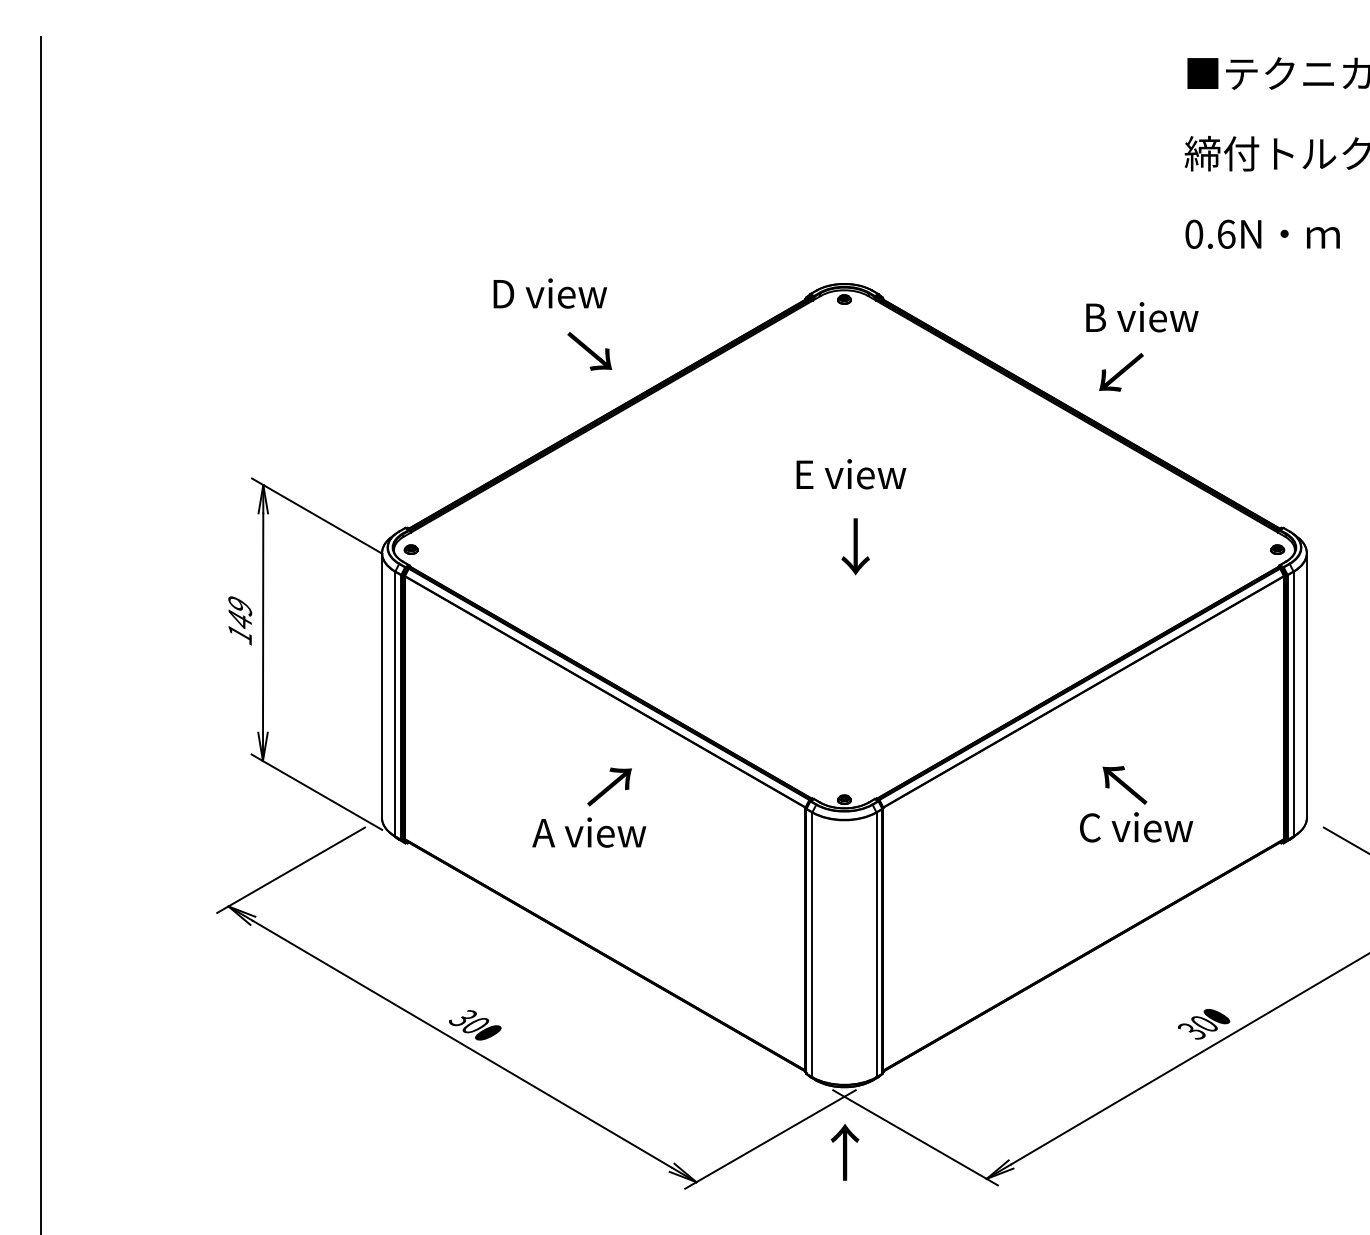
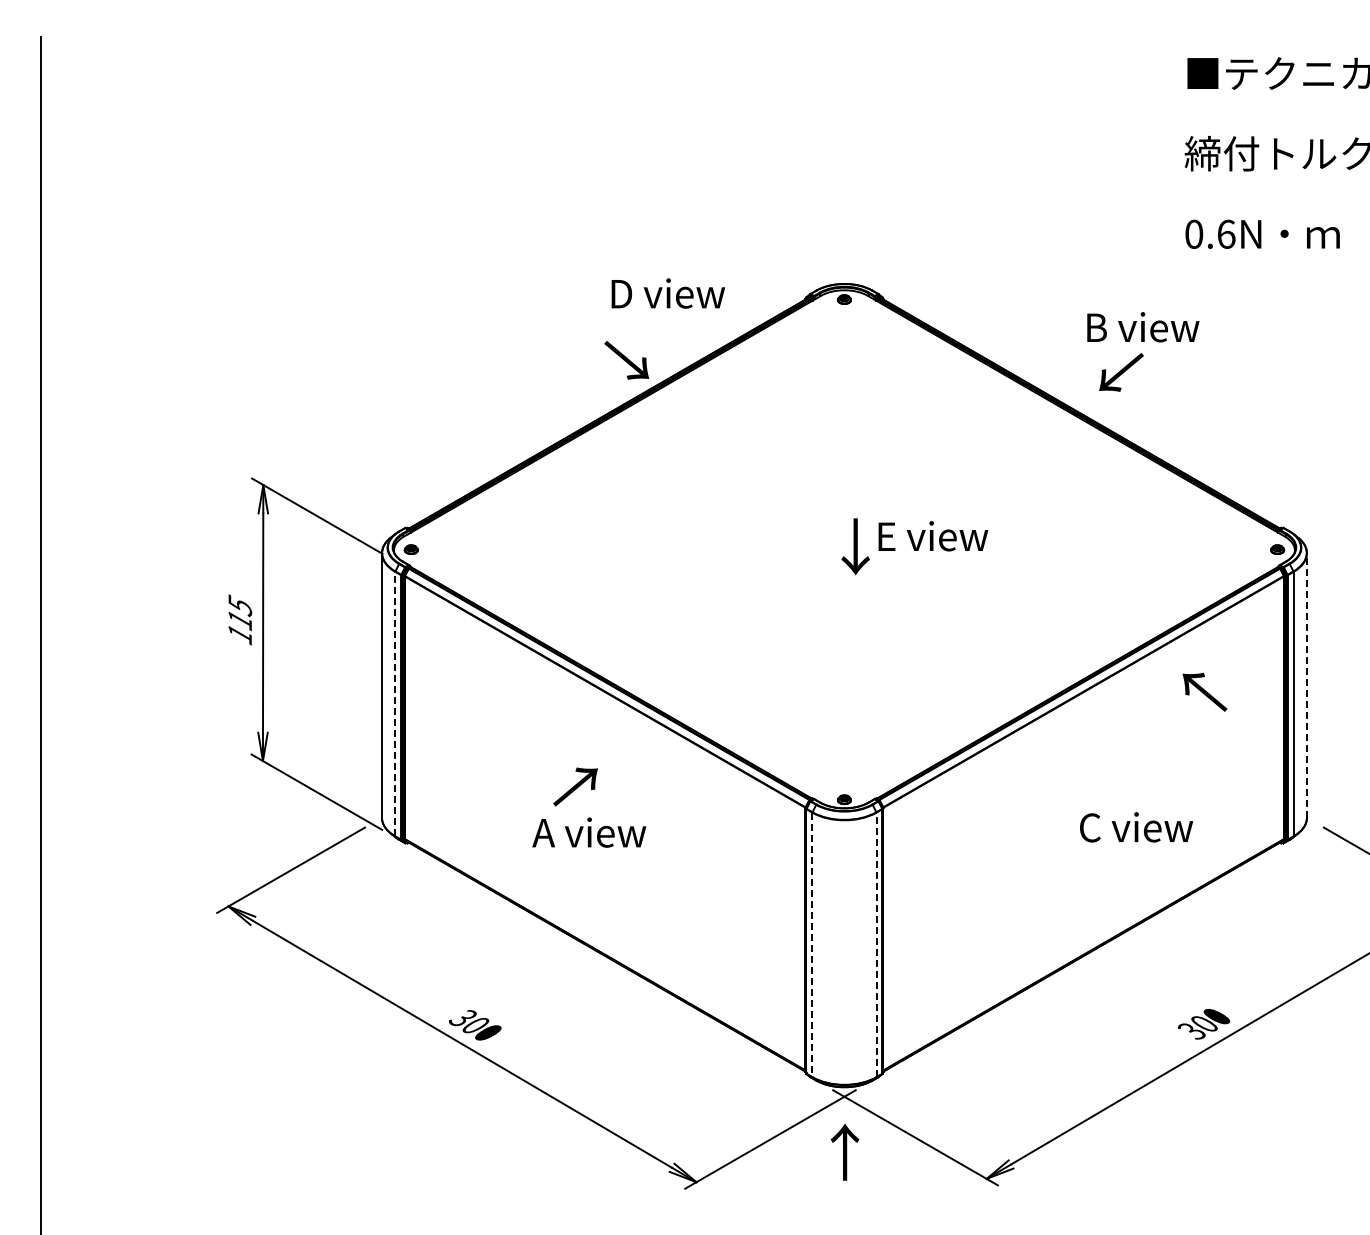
text position: (550, 293) -> (668, 293) (668, 293)
text position: (1142, 317) -> (1143, 327) (1143, 327)
text position: (589, 351) -> (626, 360) (626, 360)
text position: (851, 474) -> (933, 536) (933, 536)
text: 149 -> 115 (239, 612)
line: solid -> dashed (1306, 685)
line: solid -> dashed (395, 703)
text position: (1124, 784) -> (1204, 691) (1204, 691)
text position: (609, 786) -> (575, 786) (575, 786)
line: solid -> dashed (876, 944)
line: solid -> dashed (812, 945)
